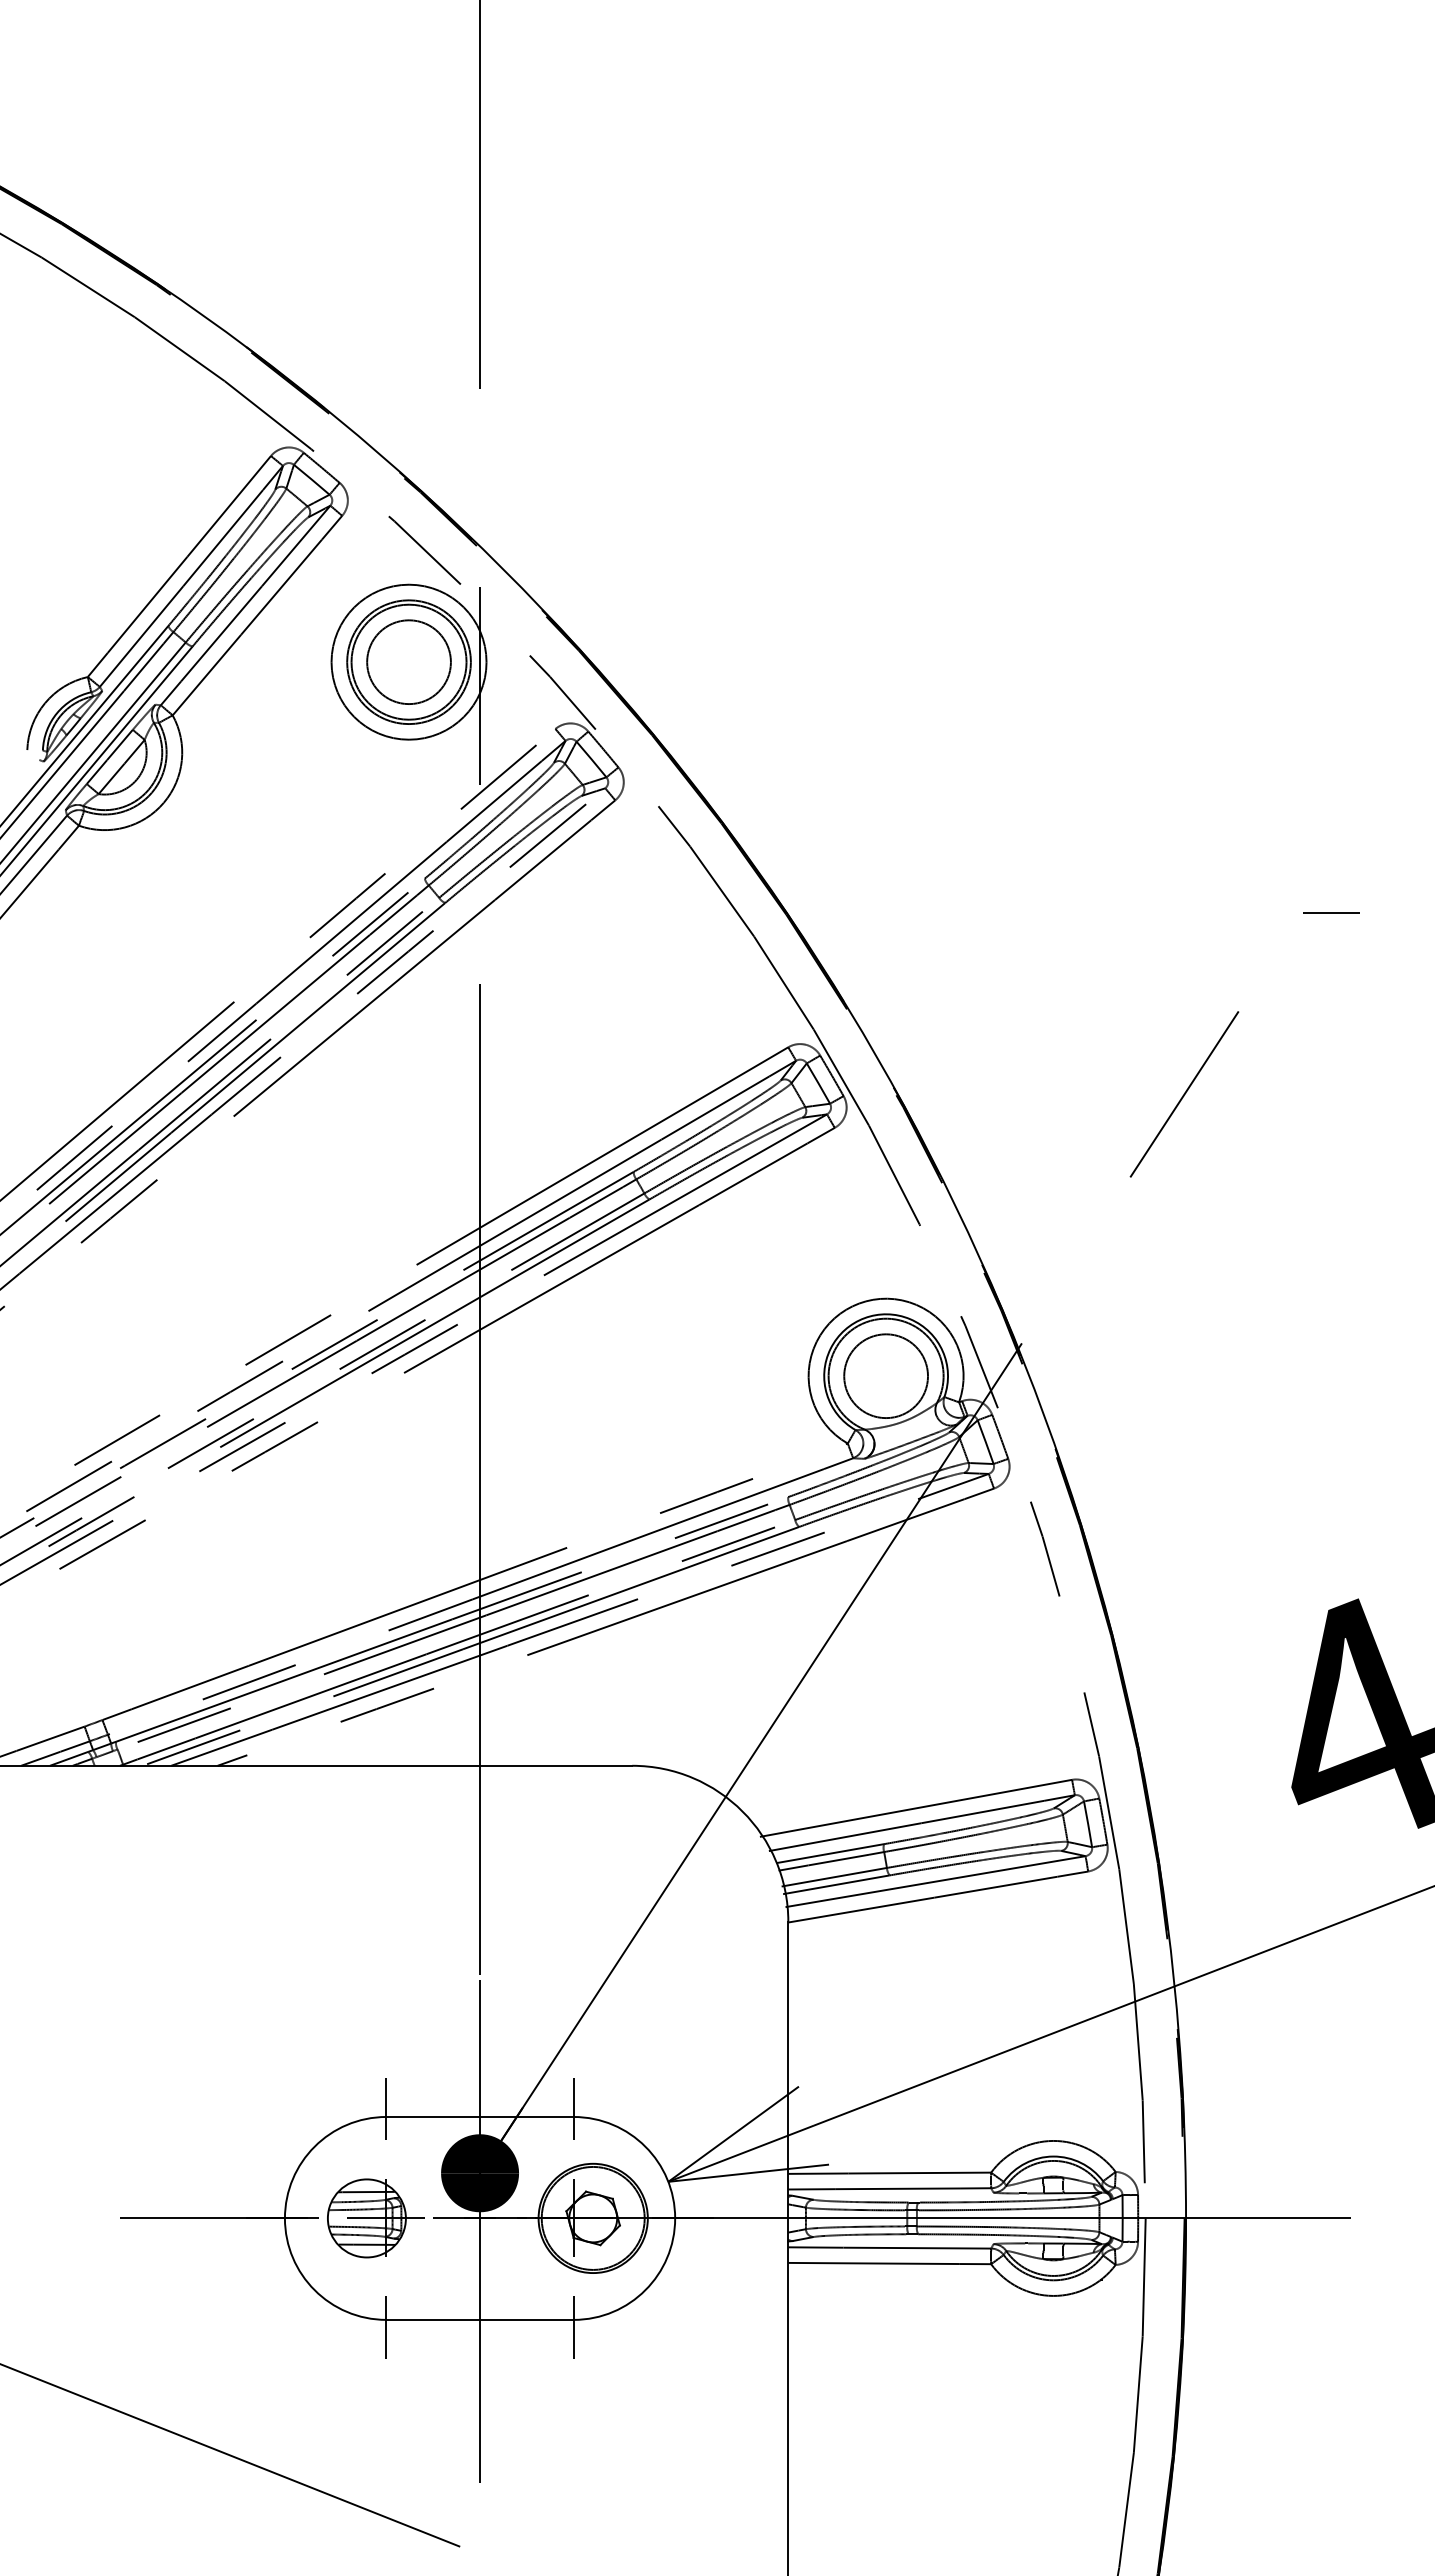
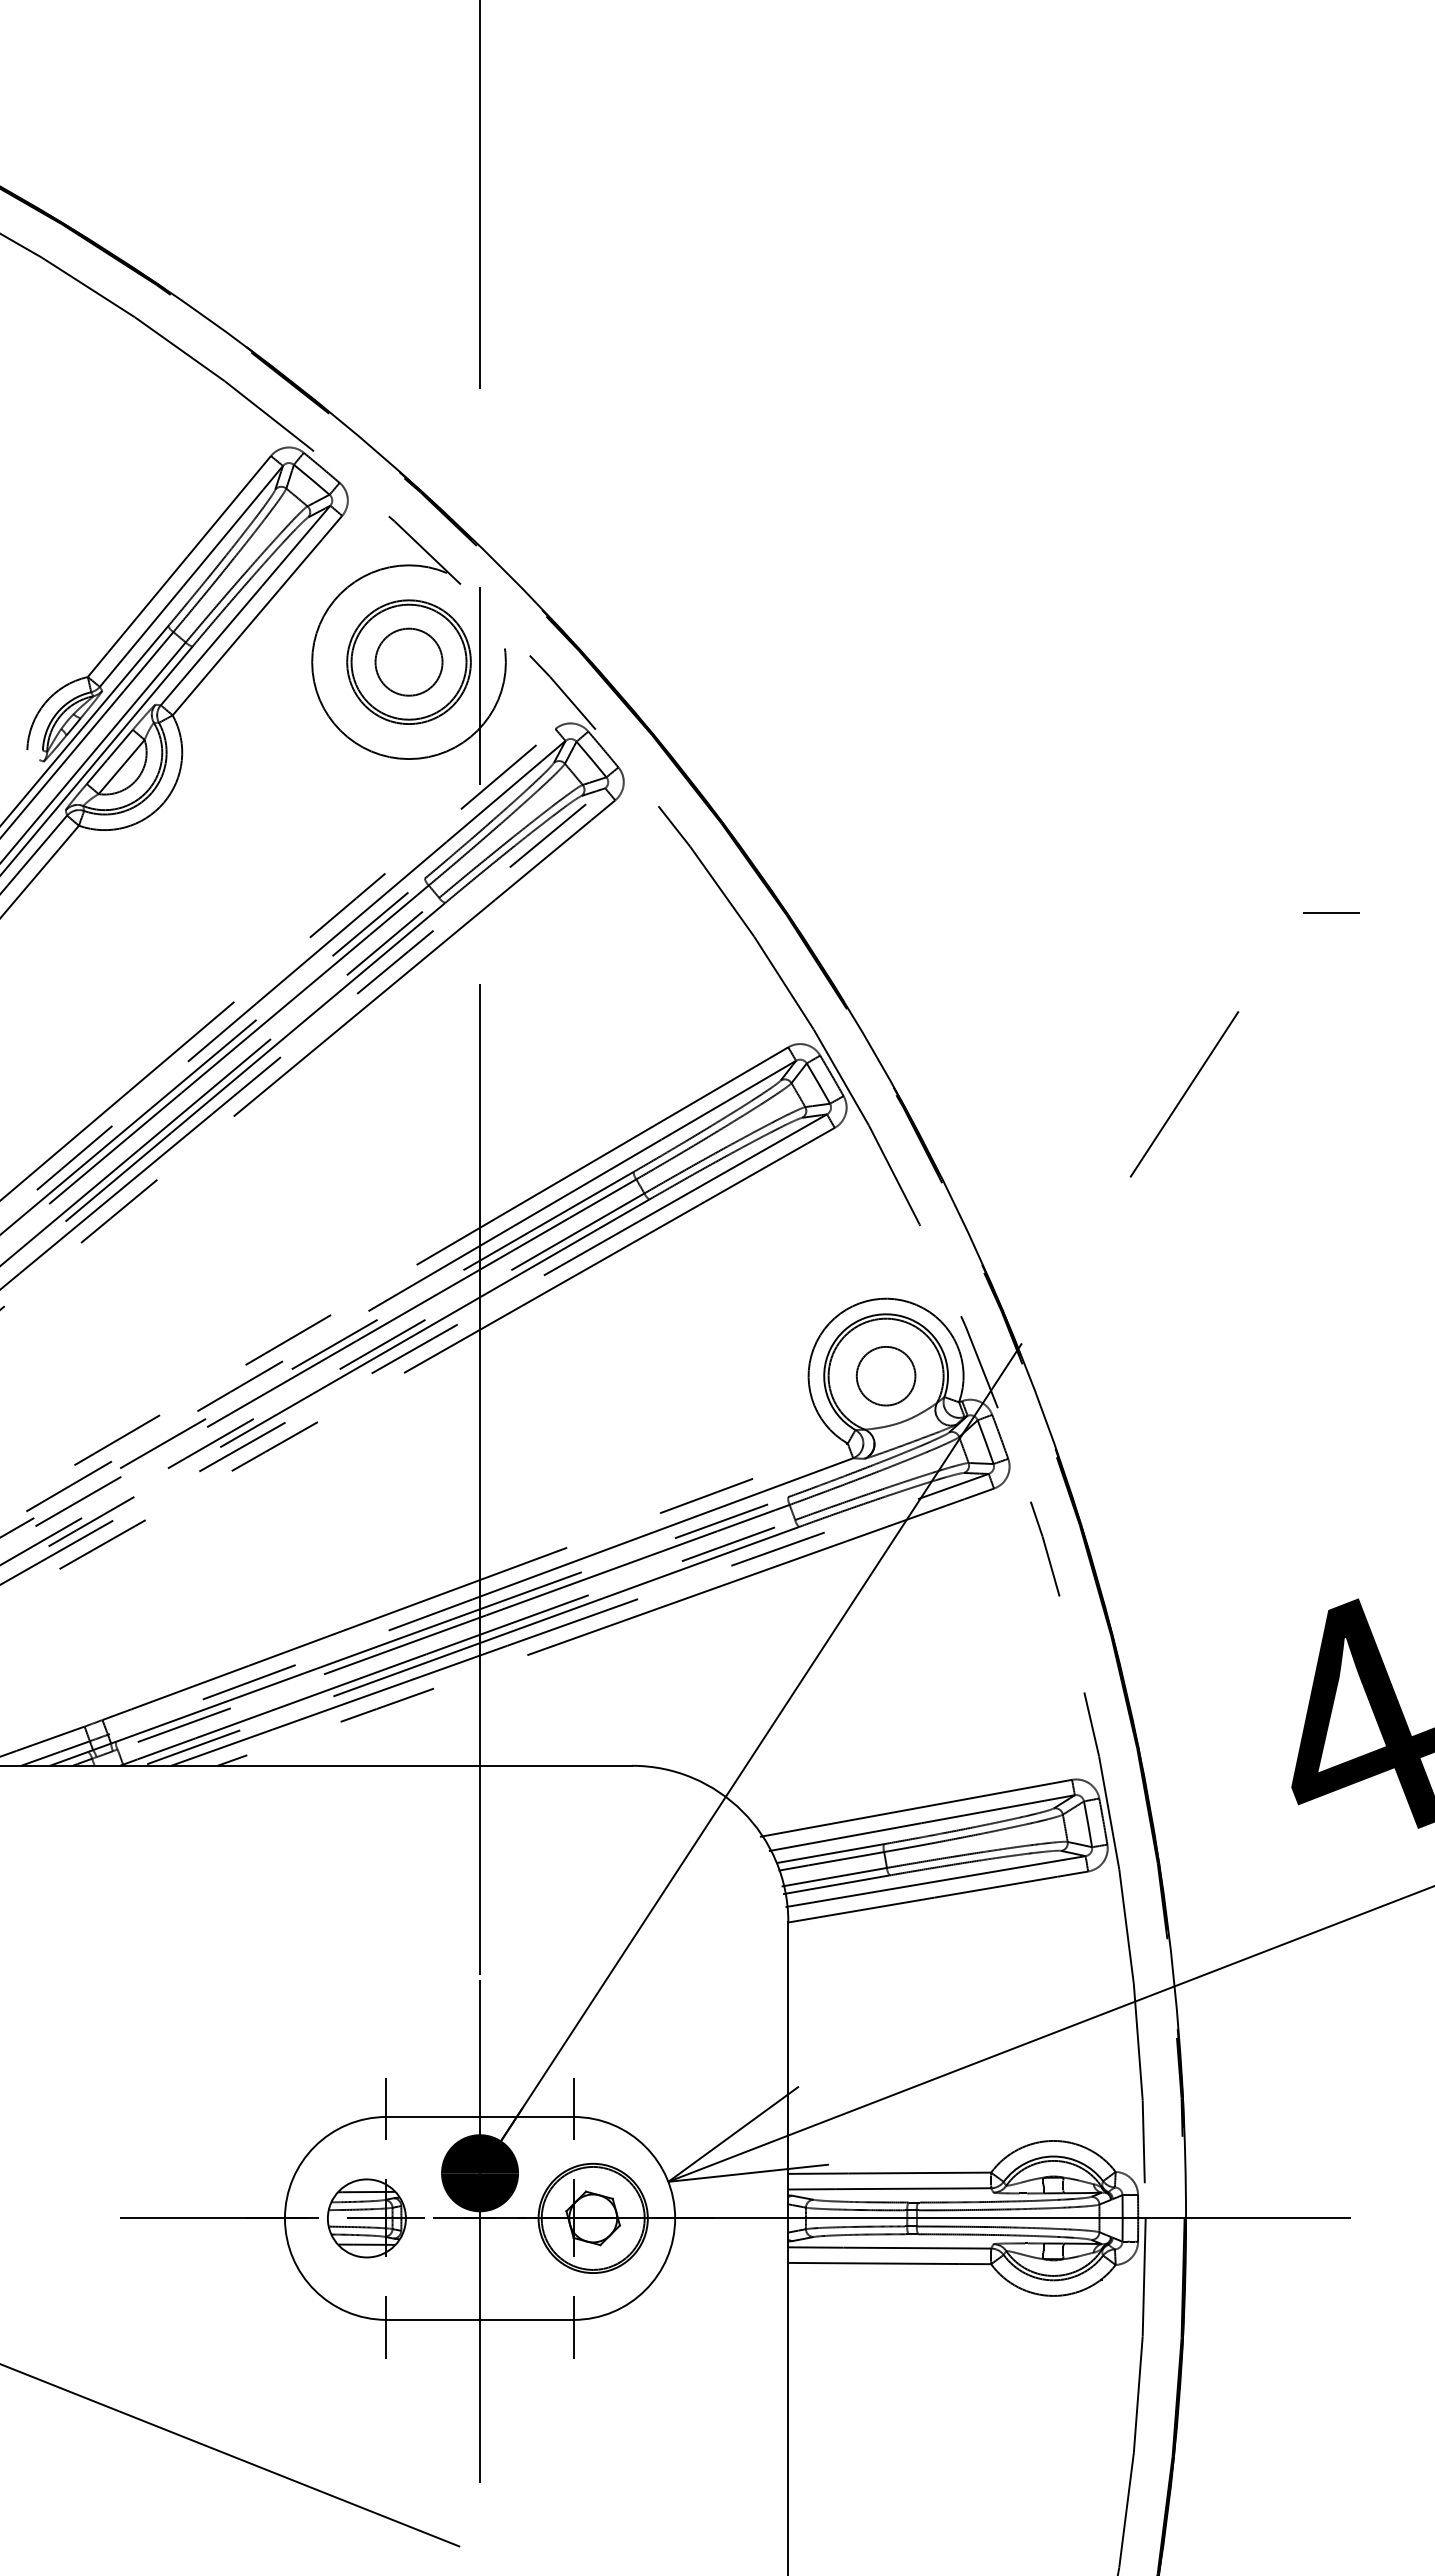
circle diameter: 155 px -> 194 px (408, 662)
circle diameter: 84 px -> 67 px (408, 661)
circle diameter: 84 px -> 59 px (885, 1375)
